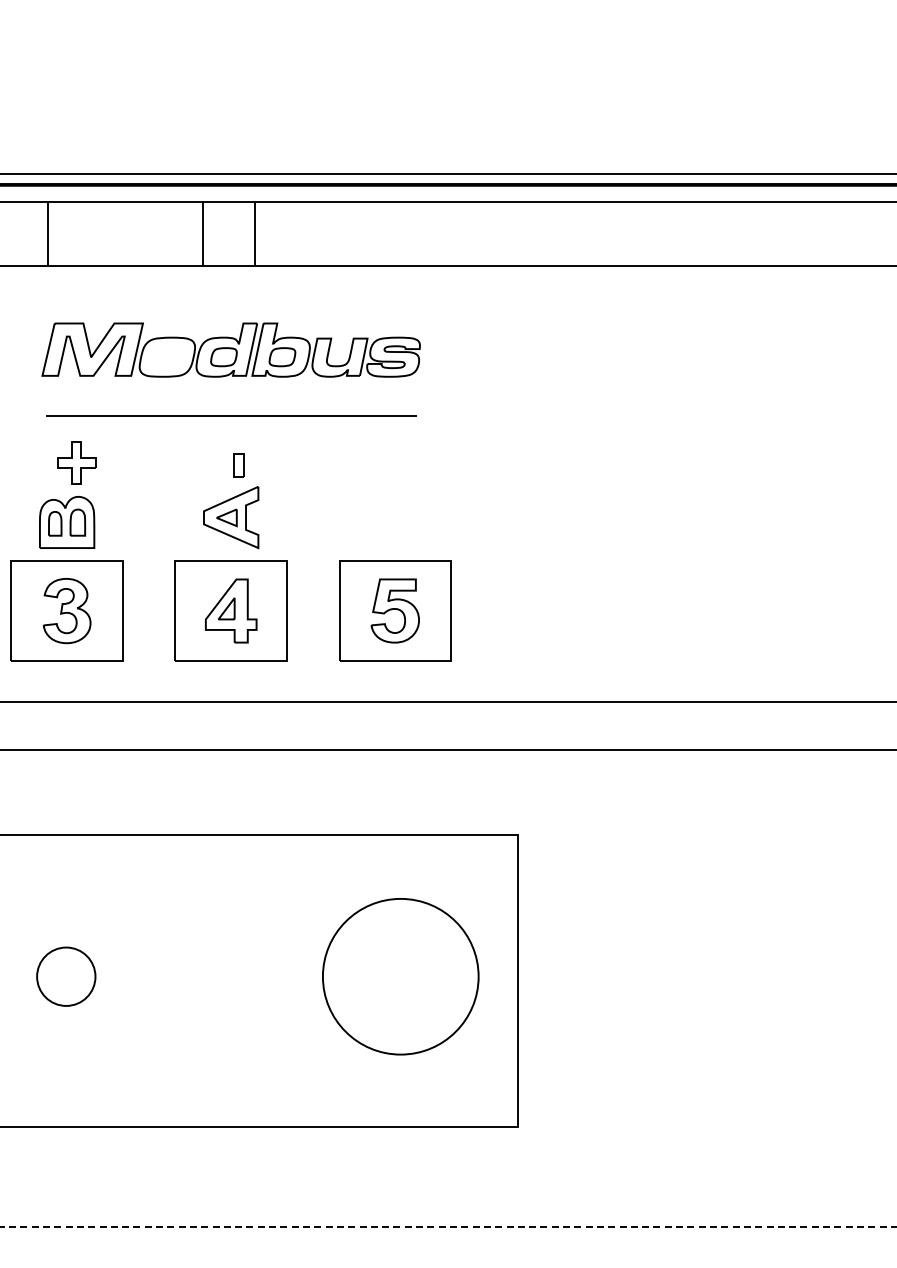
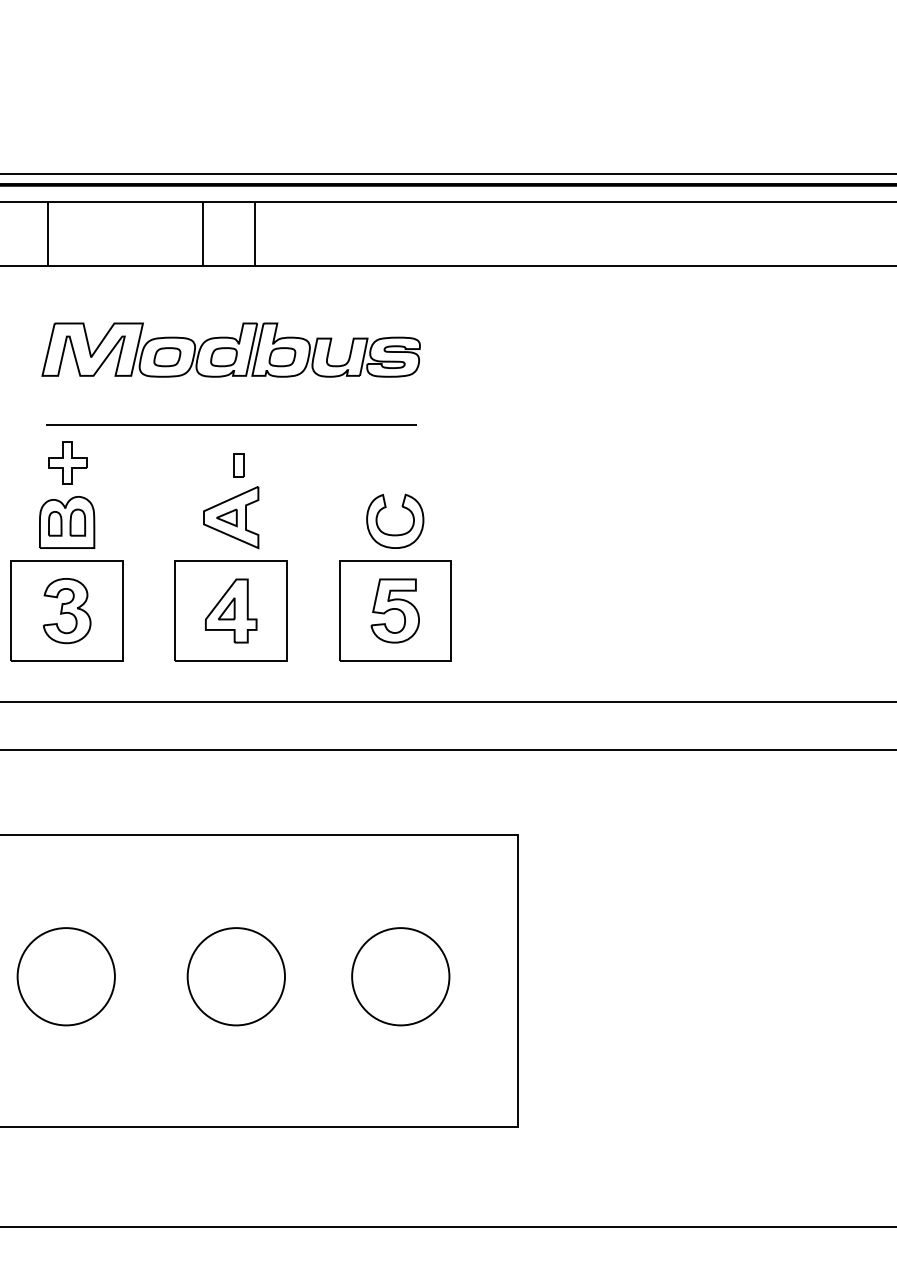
part: none -> present (167, 357)
line position: (231, 415) -> (231, 424) (231, 424)
part position: (76, 462) -> (67, 462) (67, 462)
part: none -> present (395, 534)
circle diameter: 58 px -> 97 px (65, 976)
circle: none -> present (235, 976)
circle diameter: 156 px -> 97 px (400, 976)
line: dashed -> solid (448, 1227)
